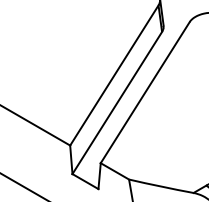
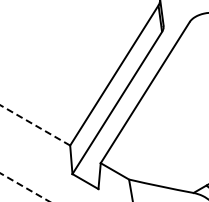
line: solid -> dashed (34, 125)
line: solid -> dashed (24, 187)
